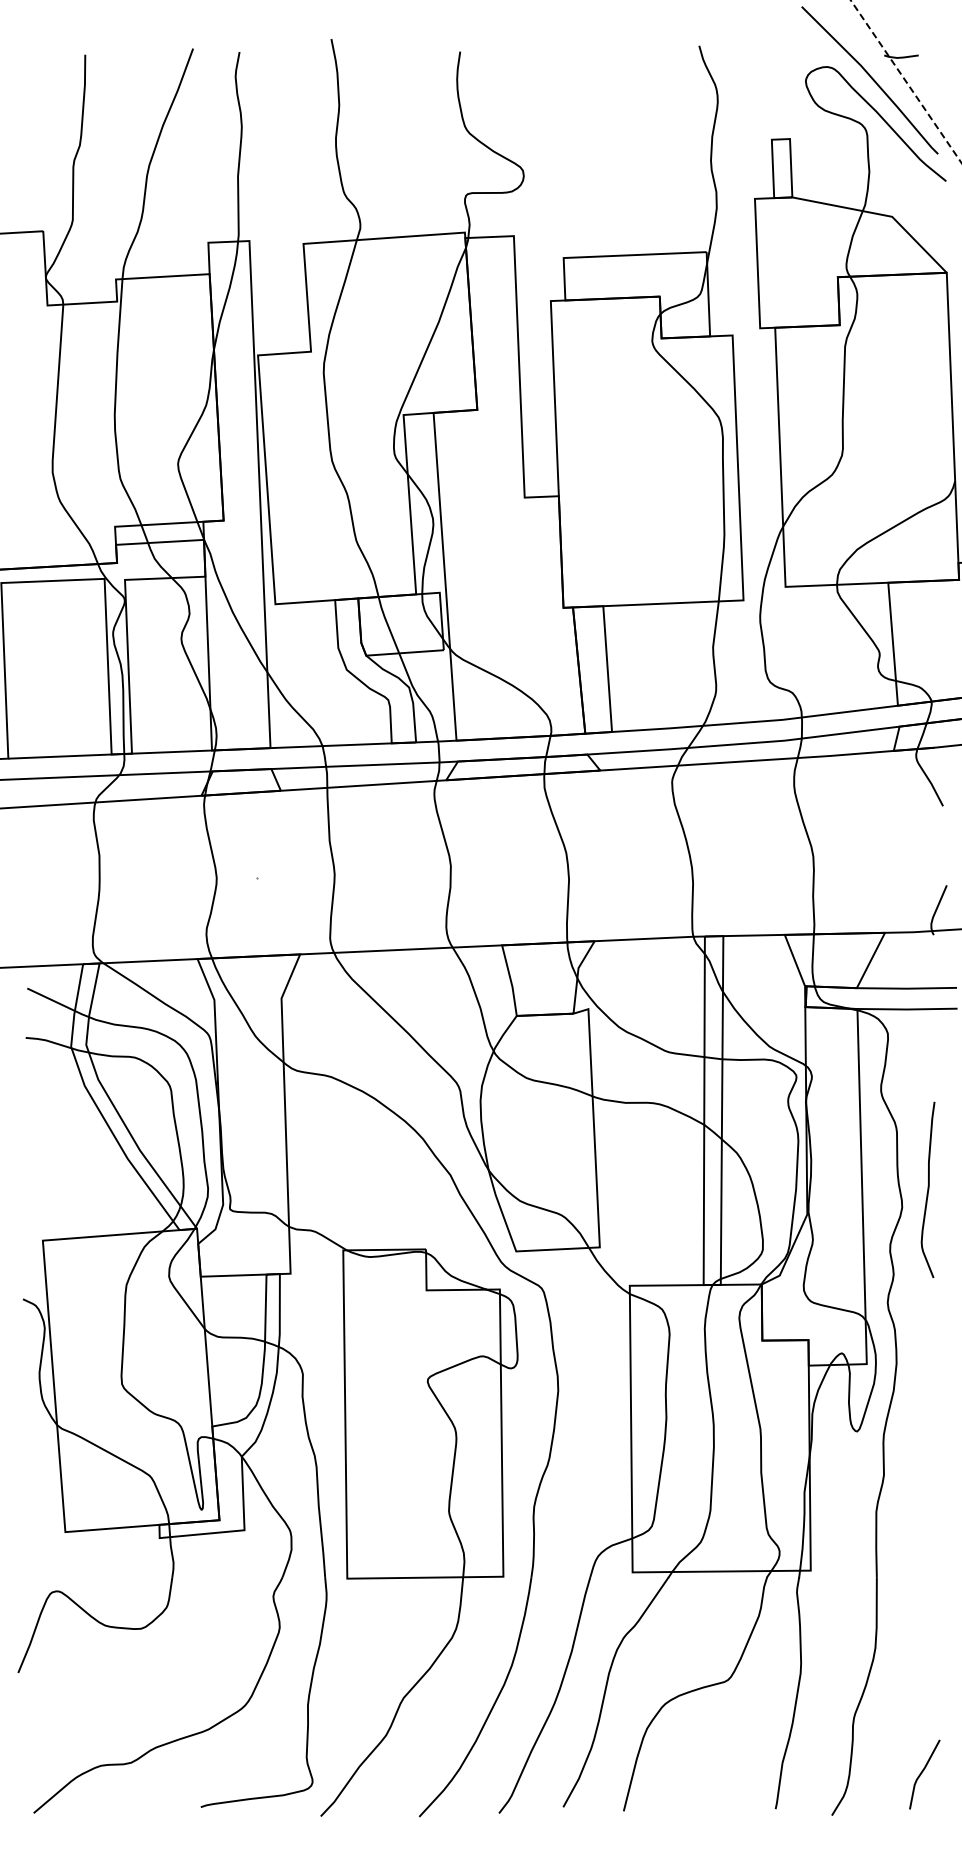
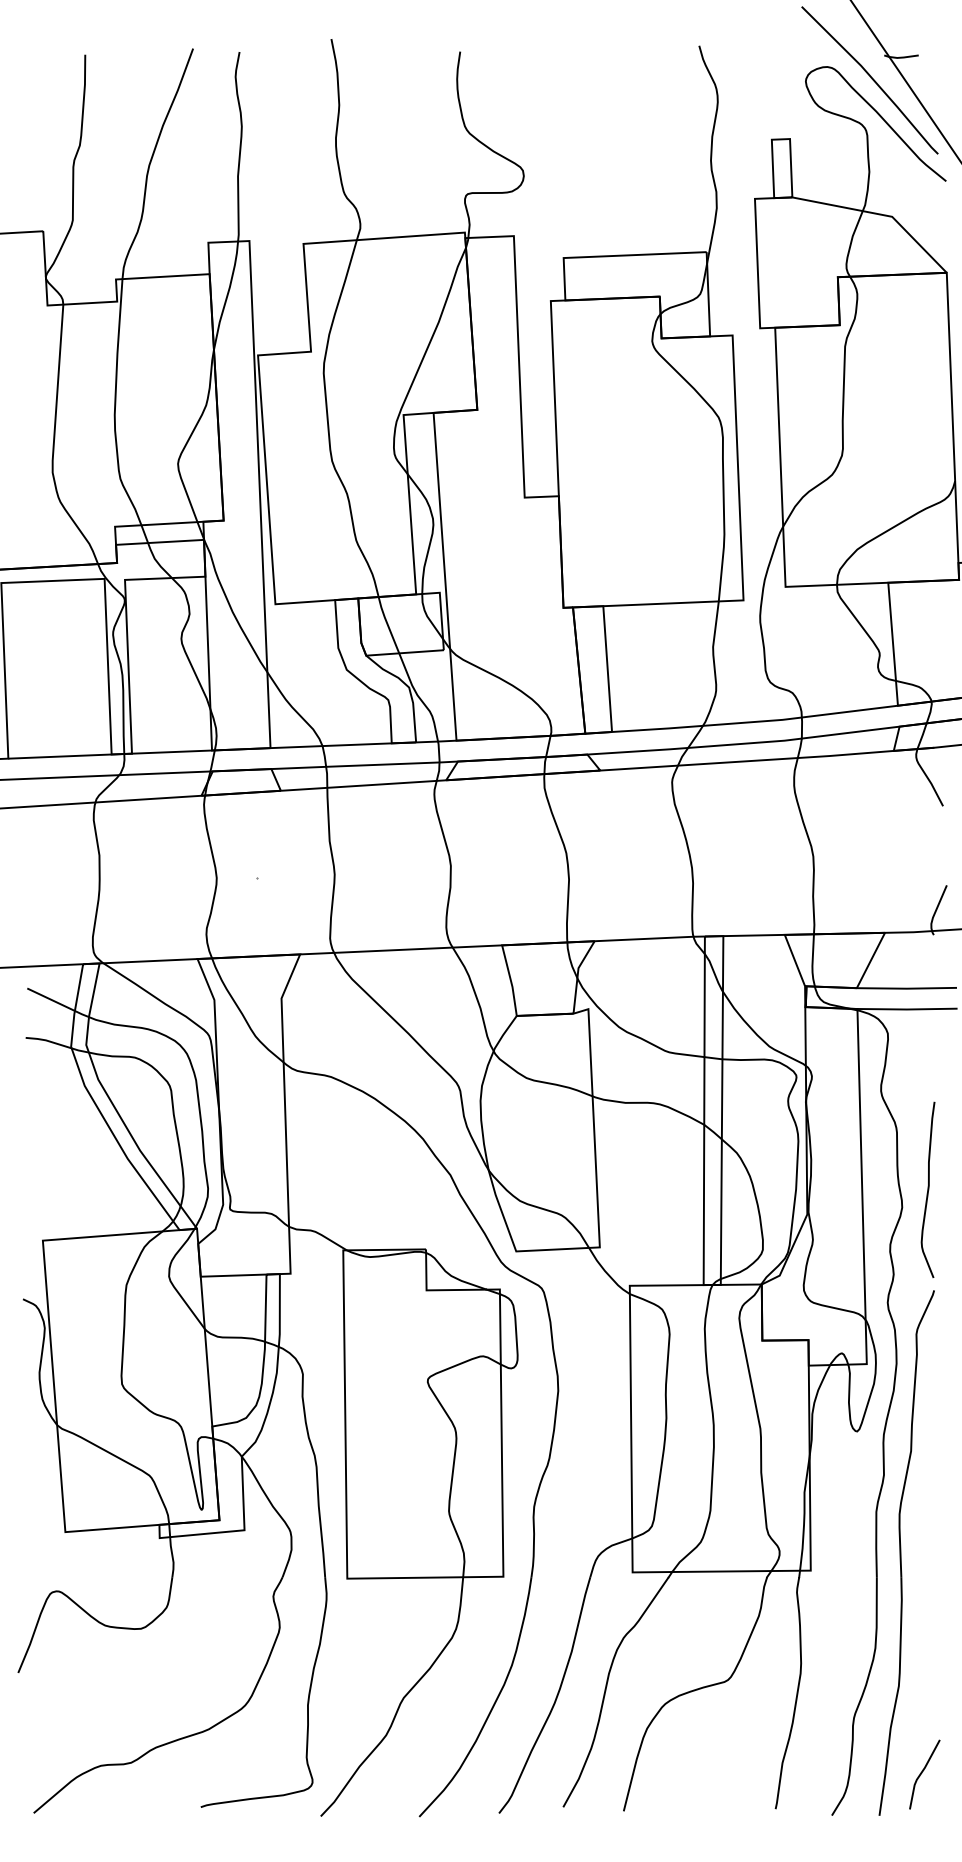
line: dashed -> solid (905, 81)
part: none -> present (906, 1552)
